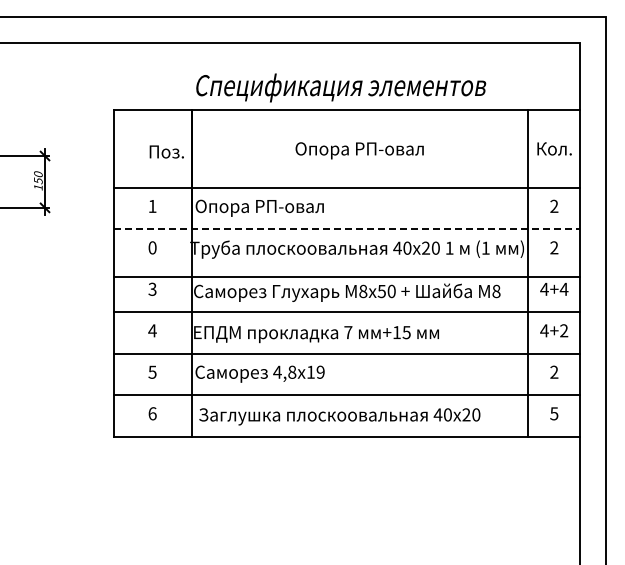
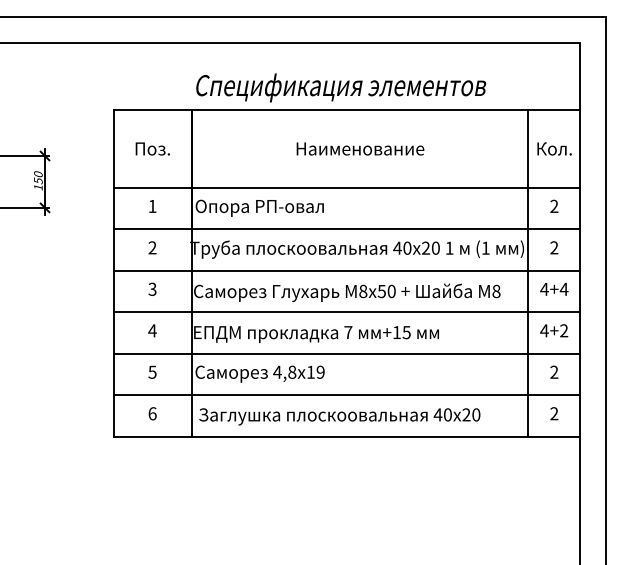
text: Опора РП-овал -> Наименование (359, 150)
text position: (166, 151) -> (152, 148) (152, 148)
line: dashed -> solid (347, 229)
text: 0 -> 2 (152, 247)
line position: (346, 276) -> (346, 270) (346, 270)
text: 5 -> 2 (554, 413)
